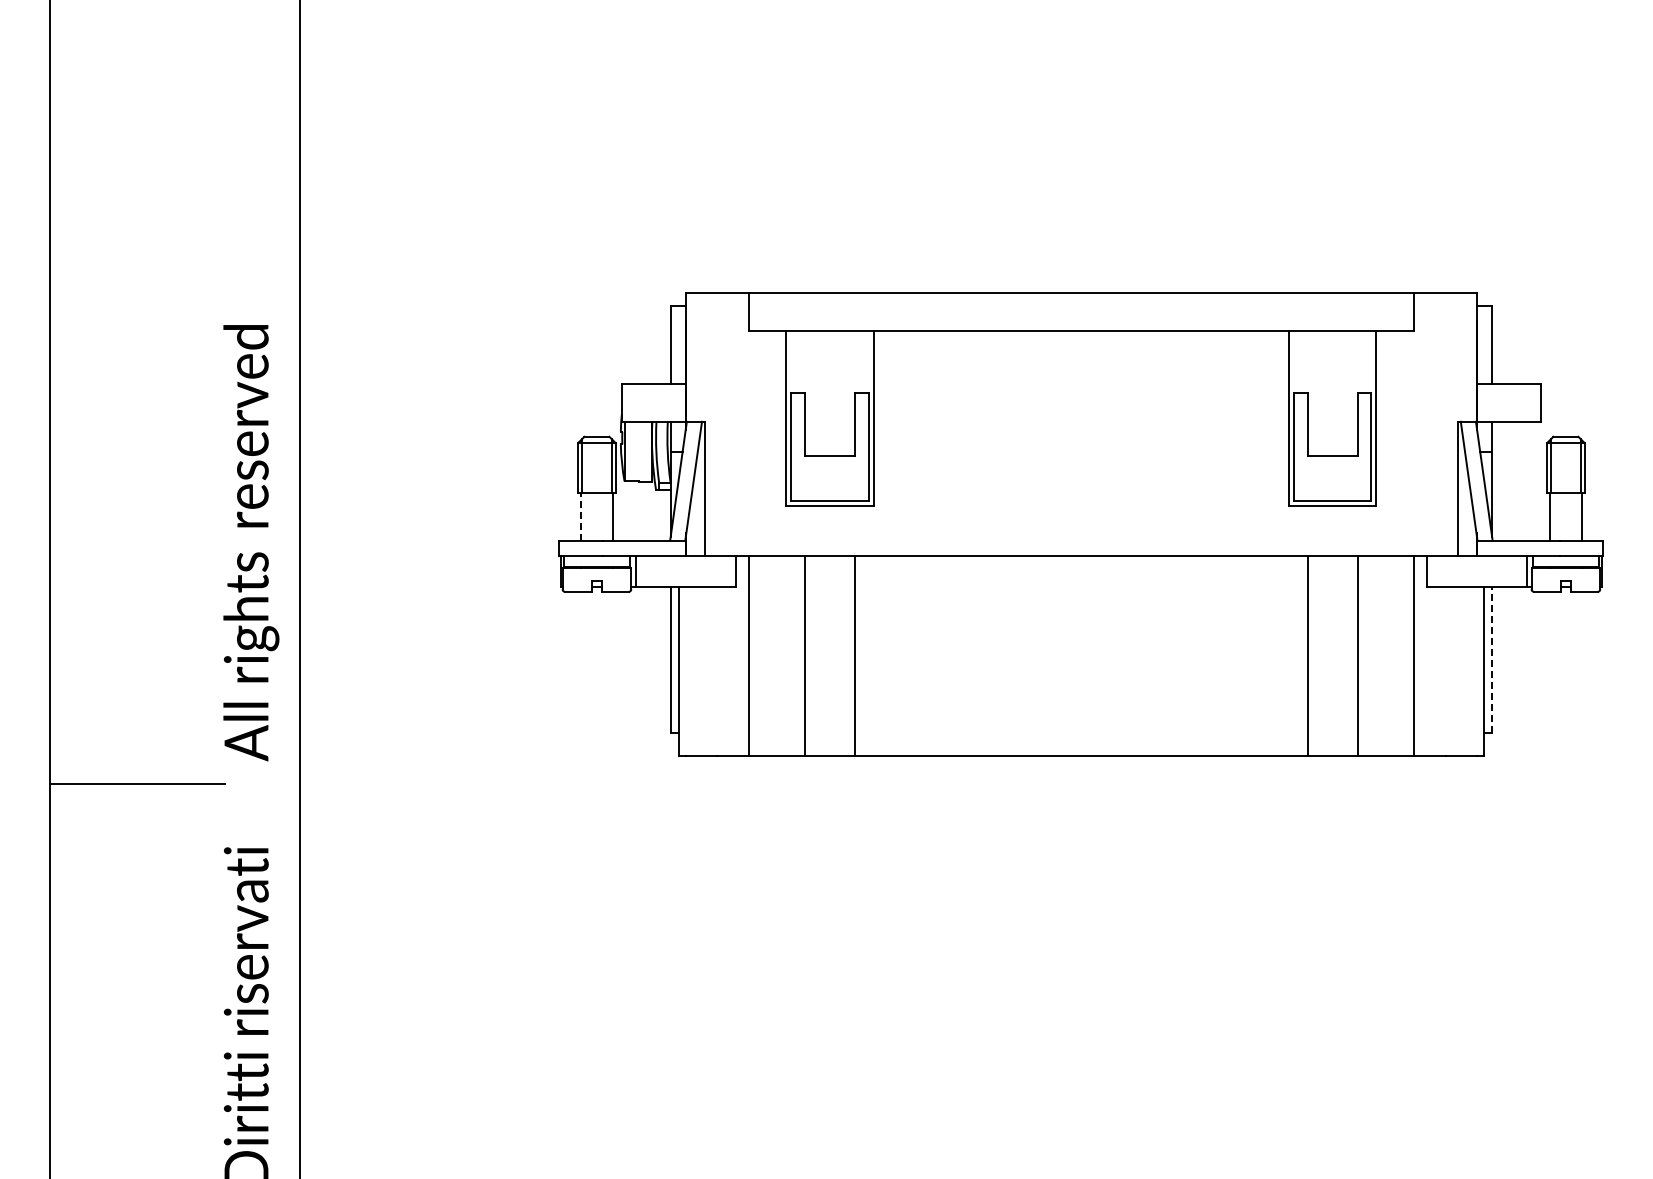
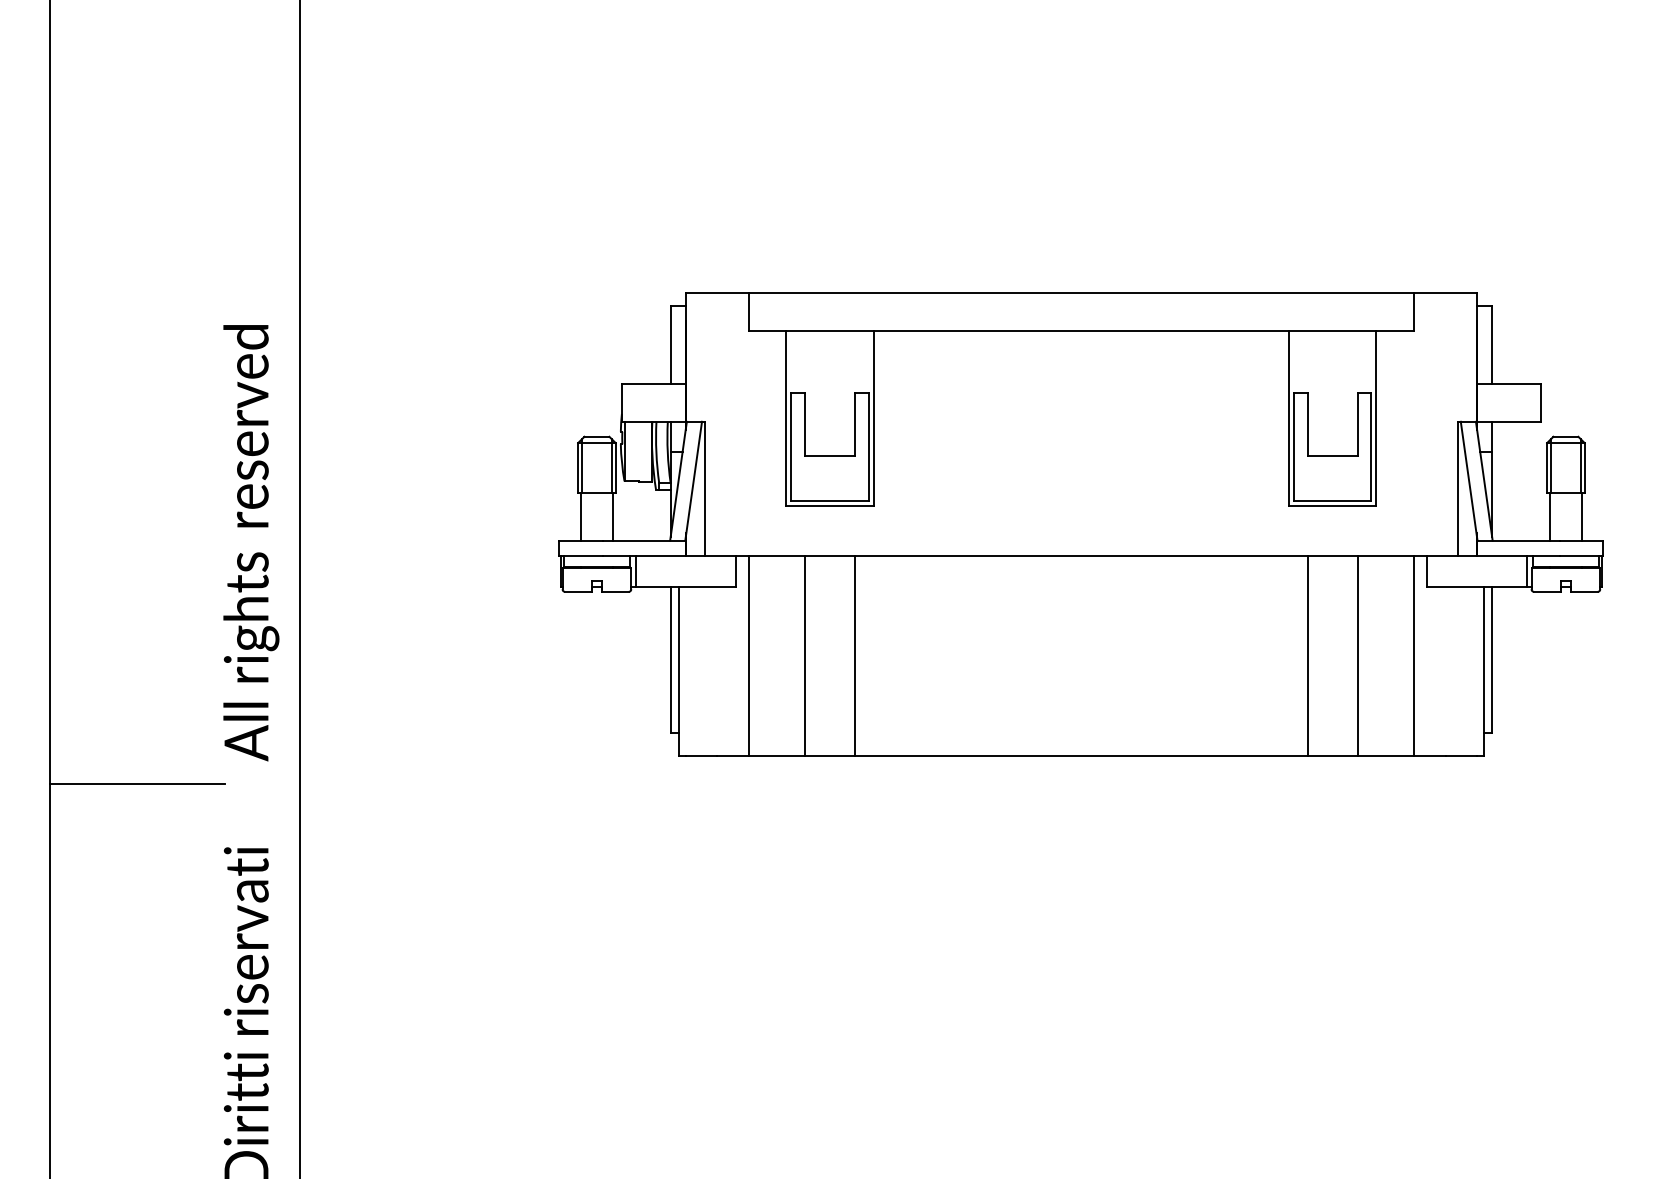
line: dashed -> solid (580, 516)
line: dashed -> solid (1492, 659)
